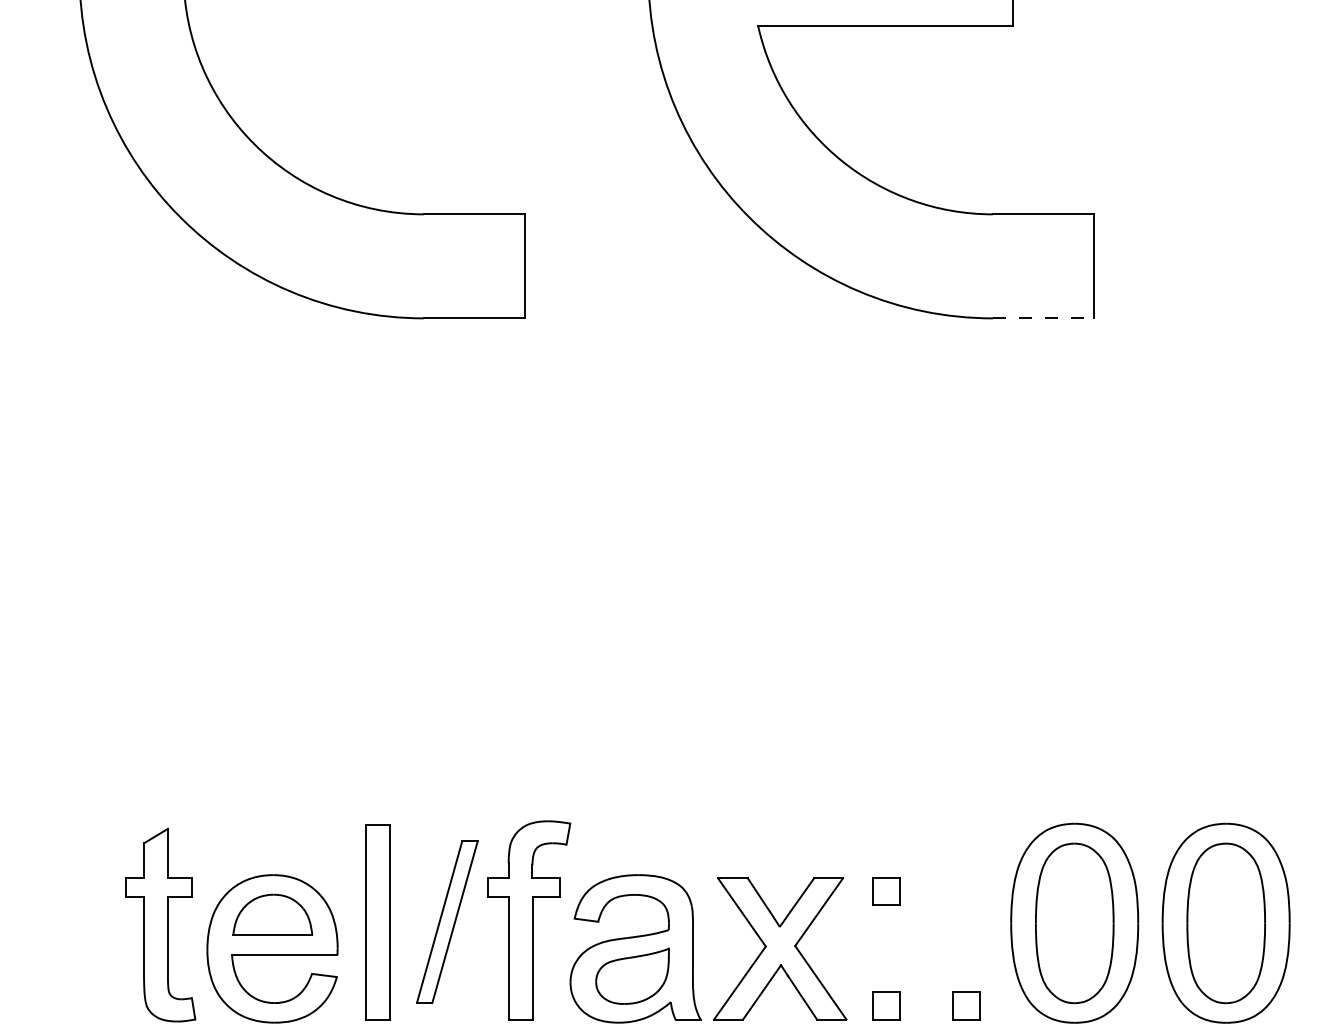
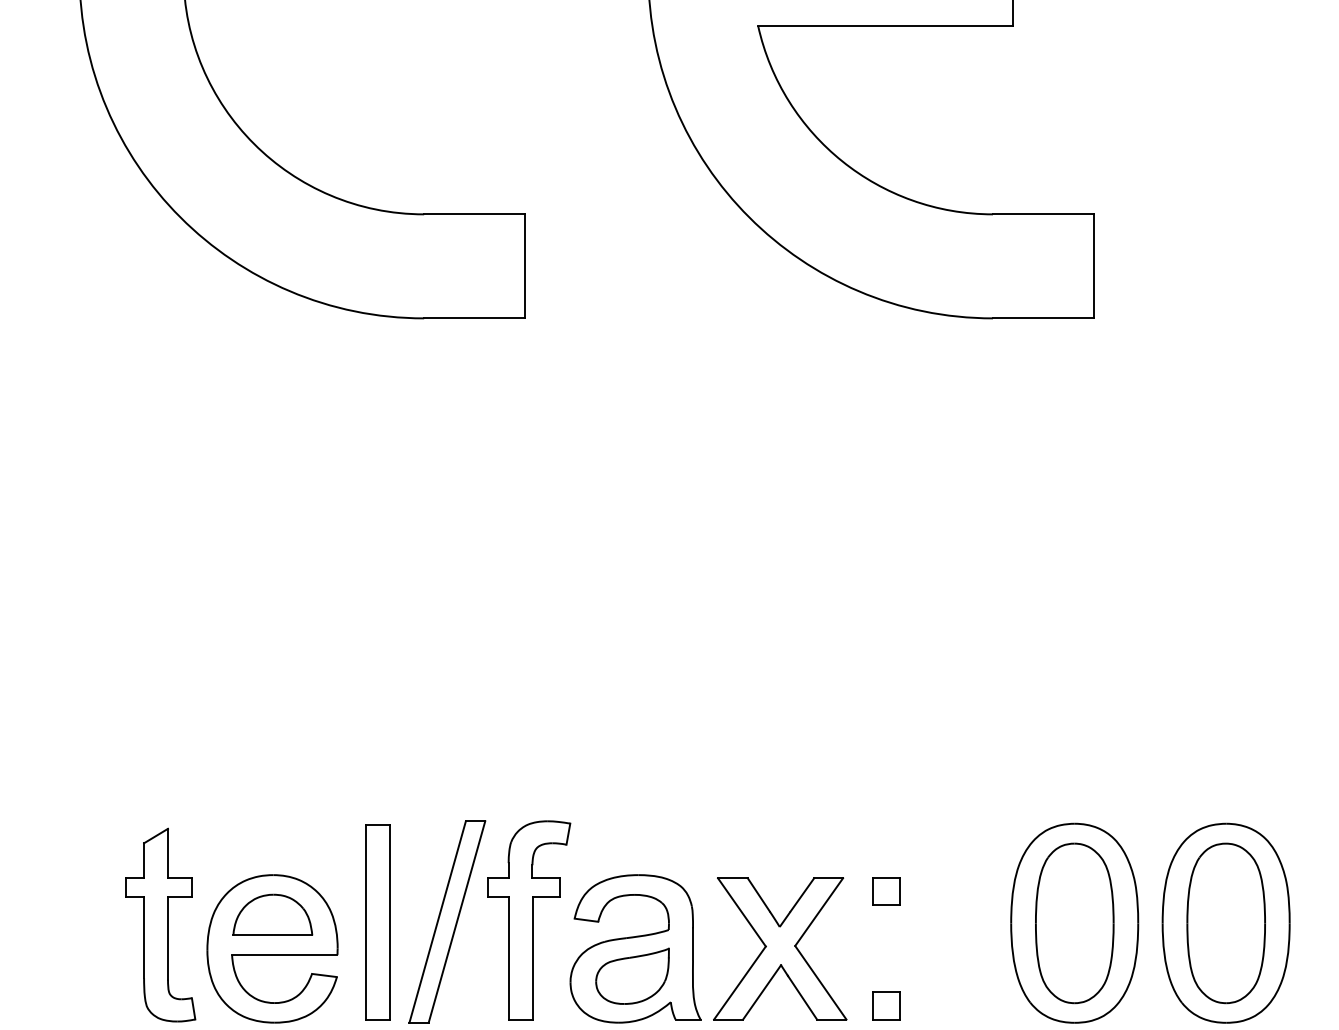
line: dashed -> solid (1043, 318)
part size: 63x164 px -> 79x204 px (447, 921)
part: present -> none (966, 1005)
